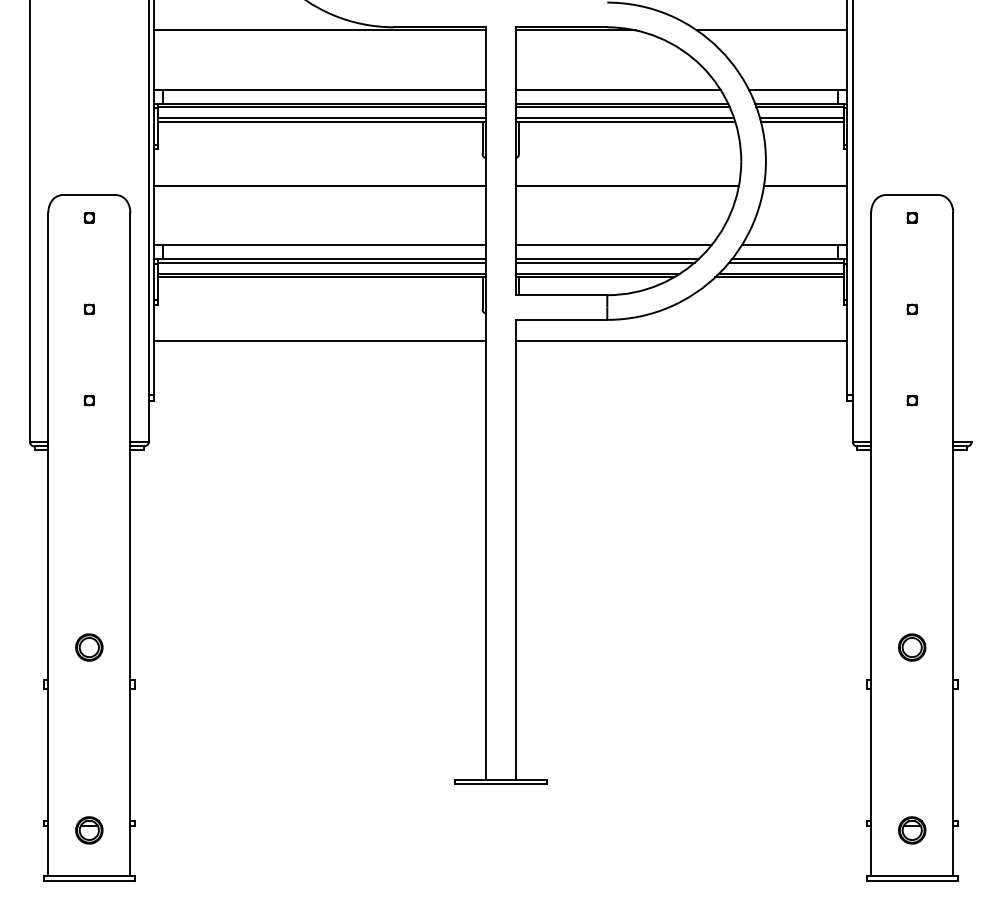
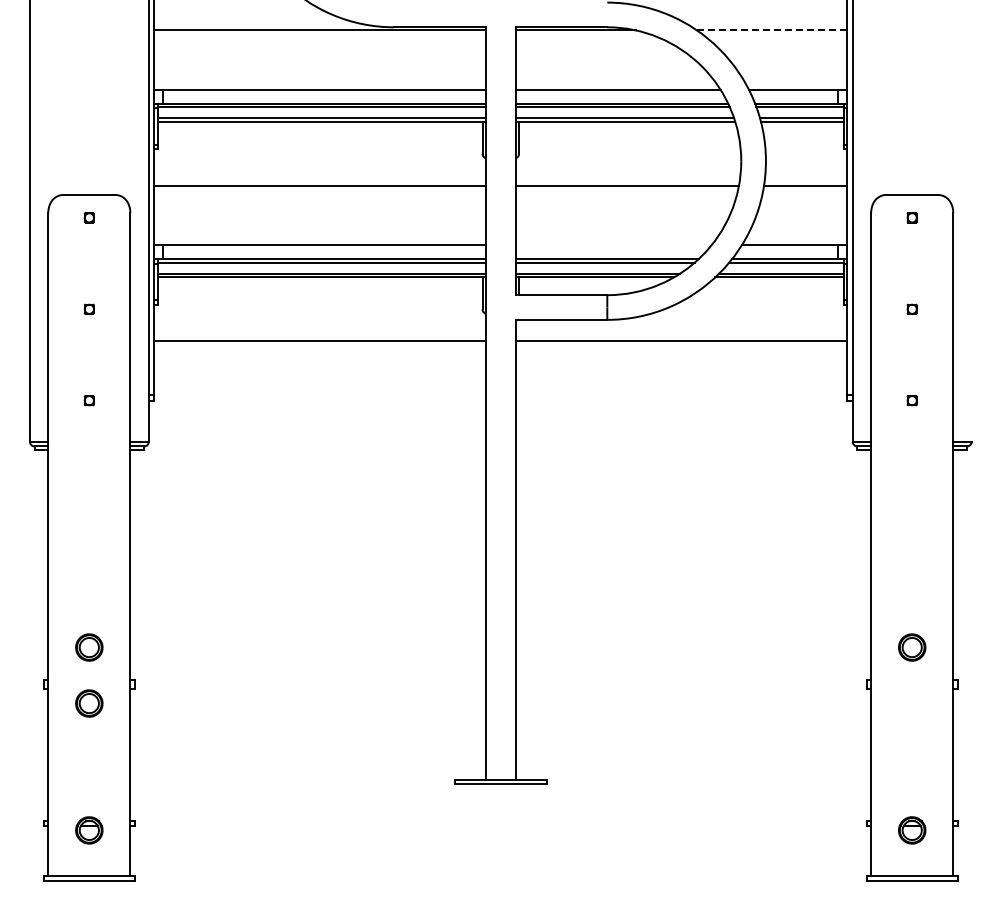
line: solid -> dashed (771, 30)
line: present -> none (613, 245)
part: none -> present (89, 703)
